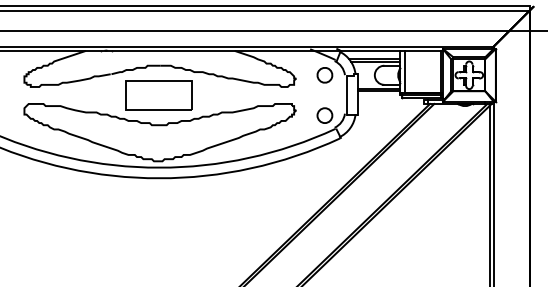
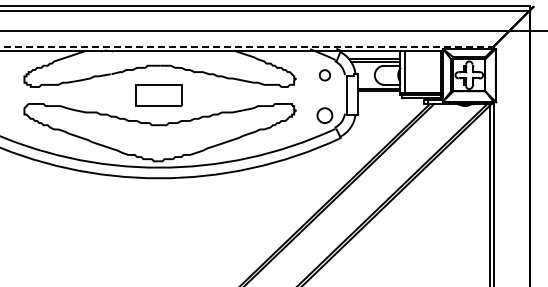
line: solid -> dashed (246, 46)
part size: 18x17 px -> 13x13 px (324, 75)
part size: 68x31 px -> 48x23 px (158, 95)
